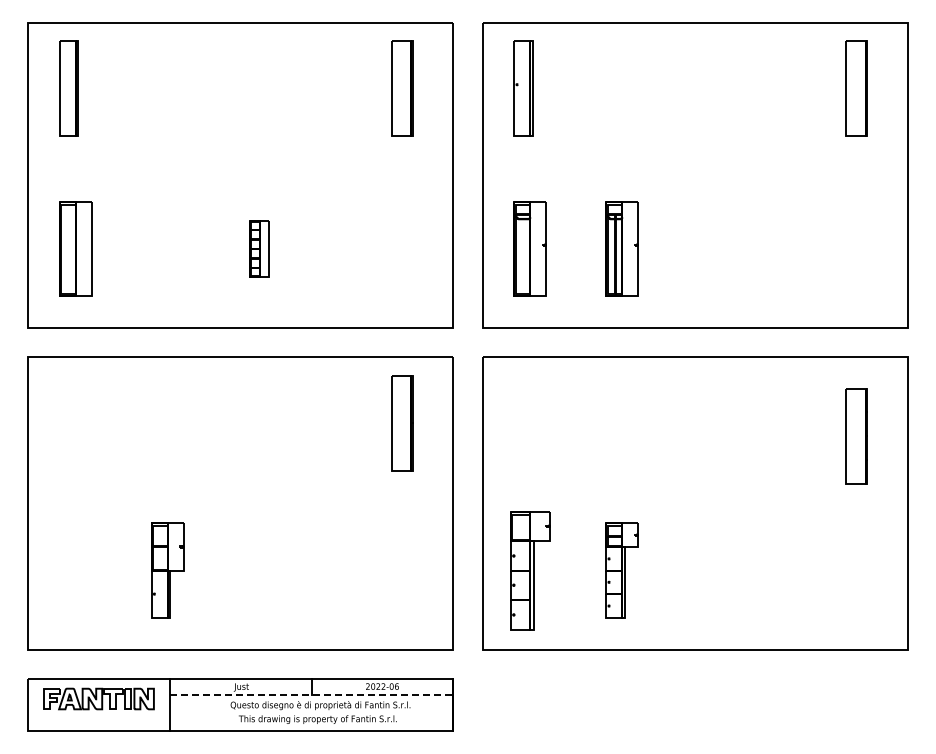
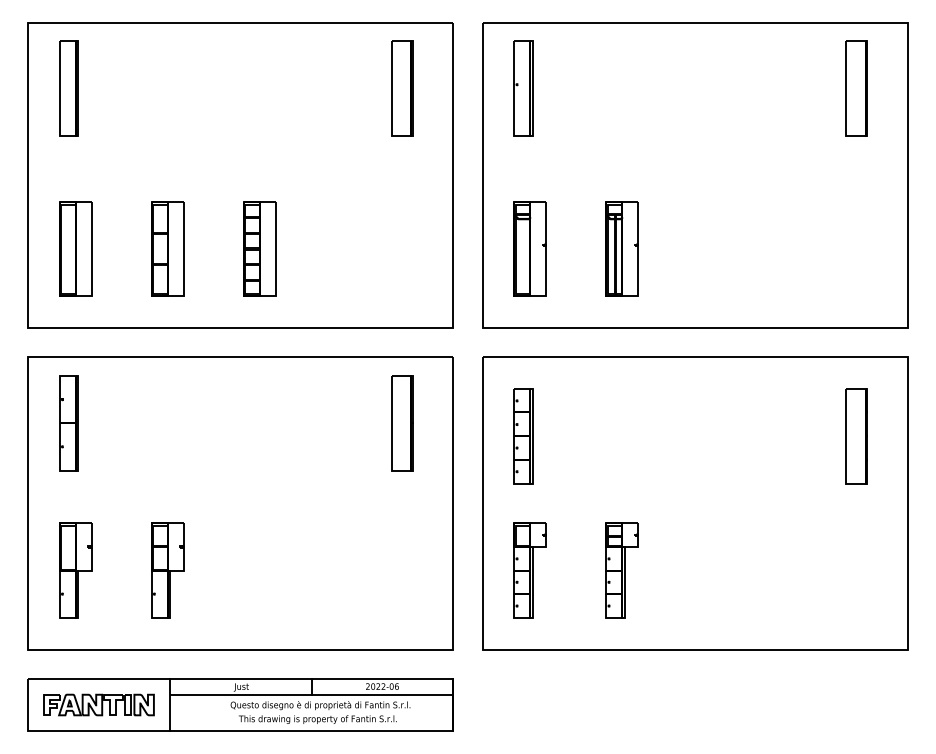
part: none -> present (167, 248)
part size: 21x58 px -> 34x96 px (259, 248)
part: none -> present (68, 423)
part: none -> present (523, 436)
part: none -> present (75, 570)
part size: 41x120 px -> 34x97 px (529, 570)
line: dashed -> solid (311, 694)
part position: (98, 698) -> (98, 704) (98, 704)
